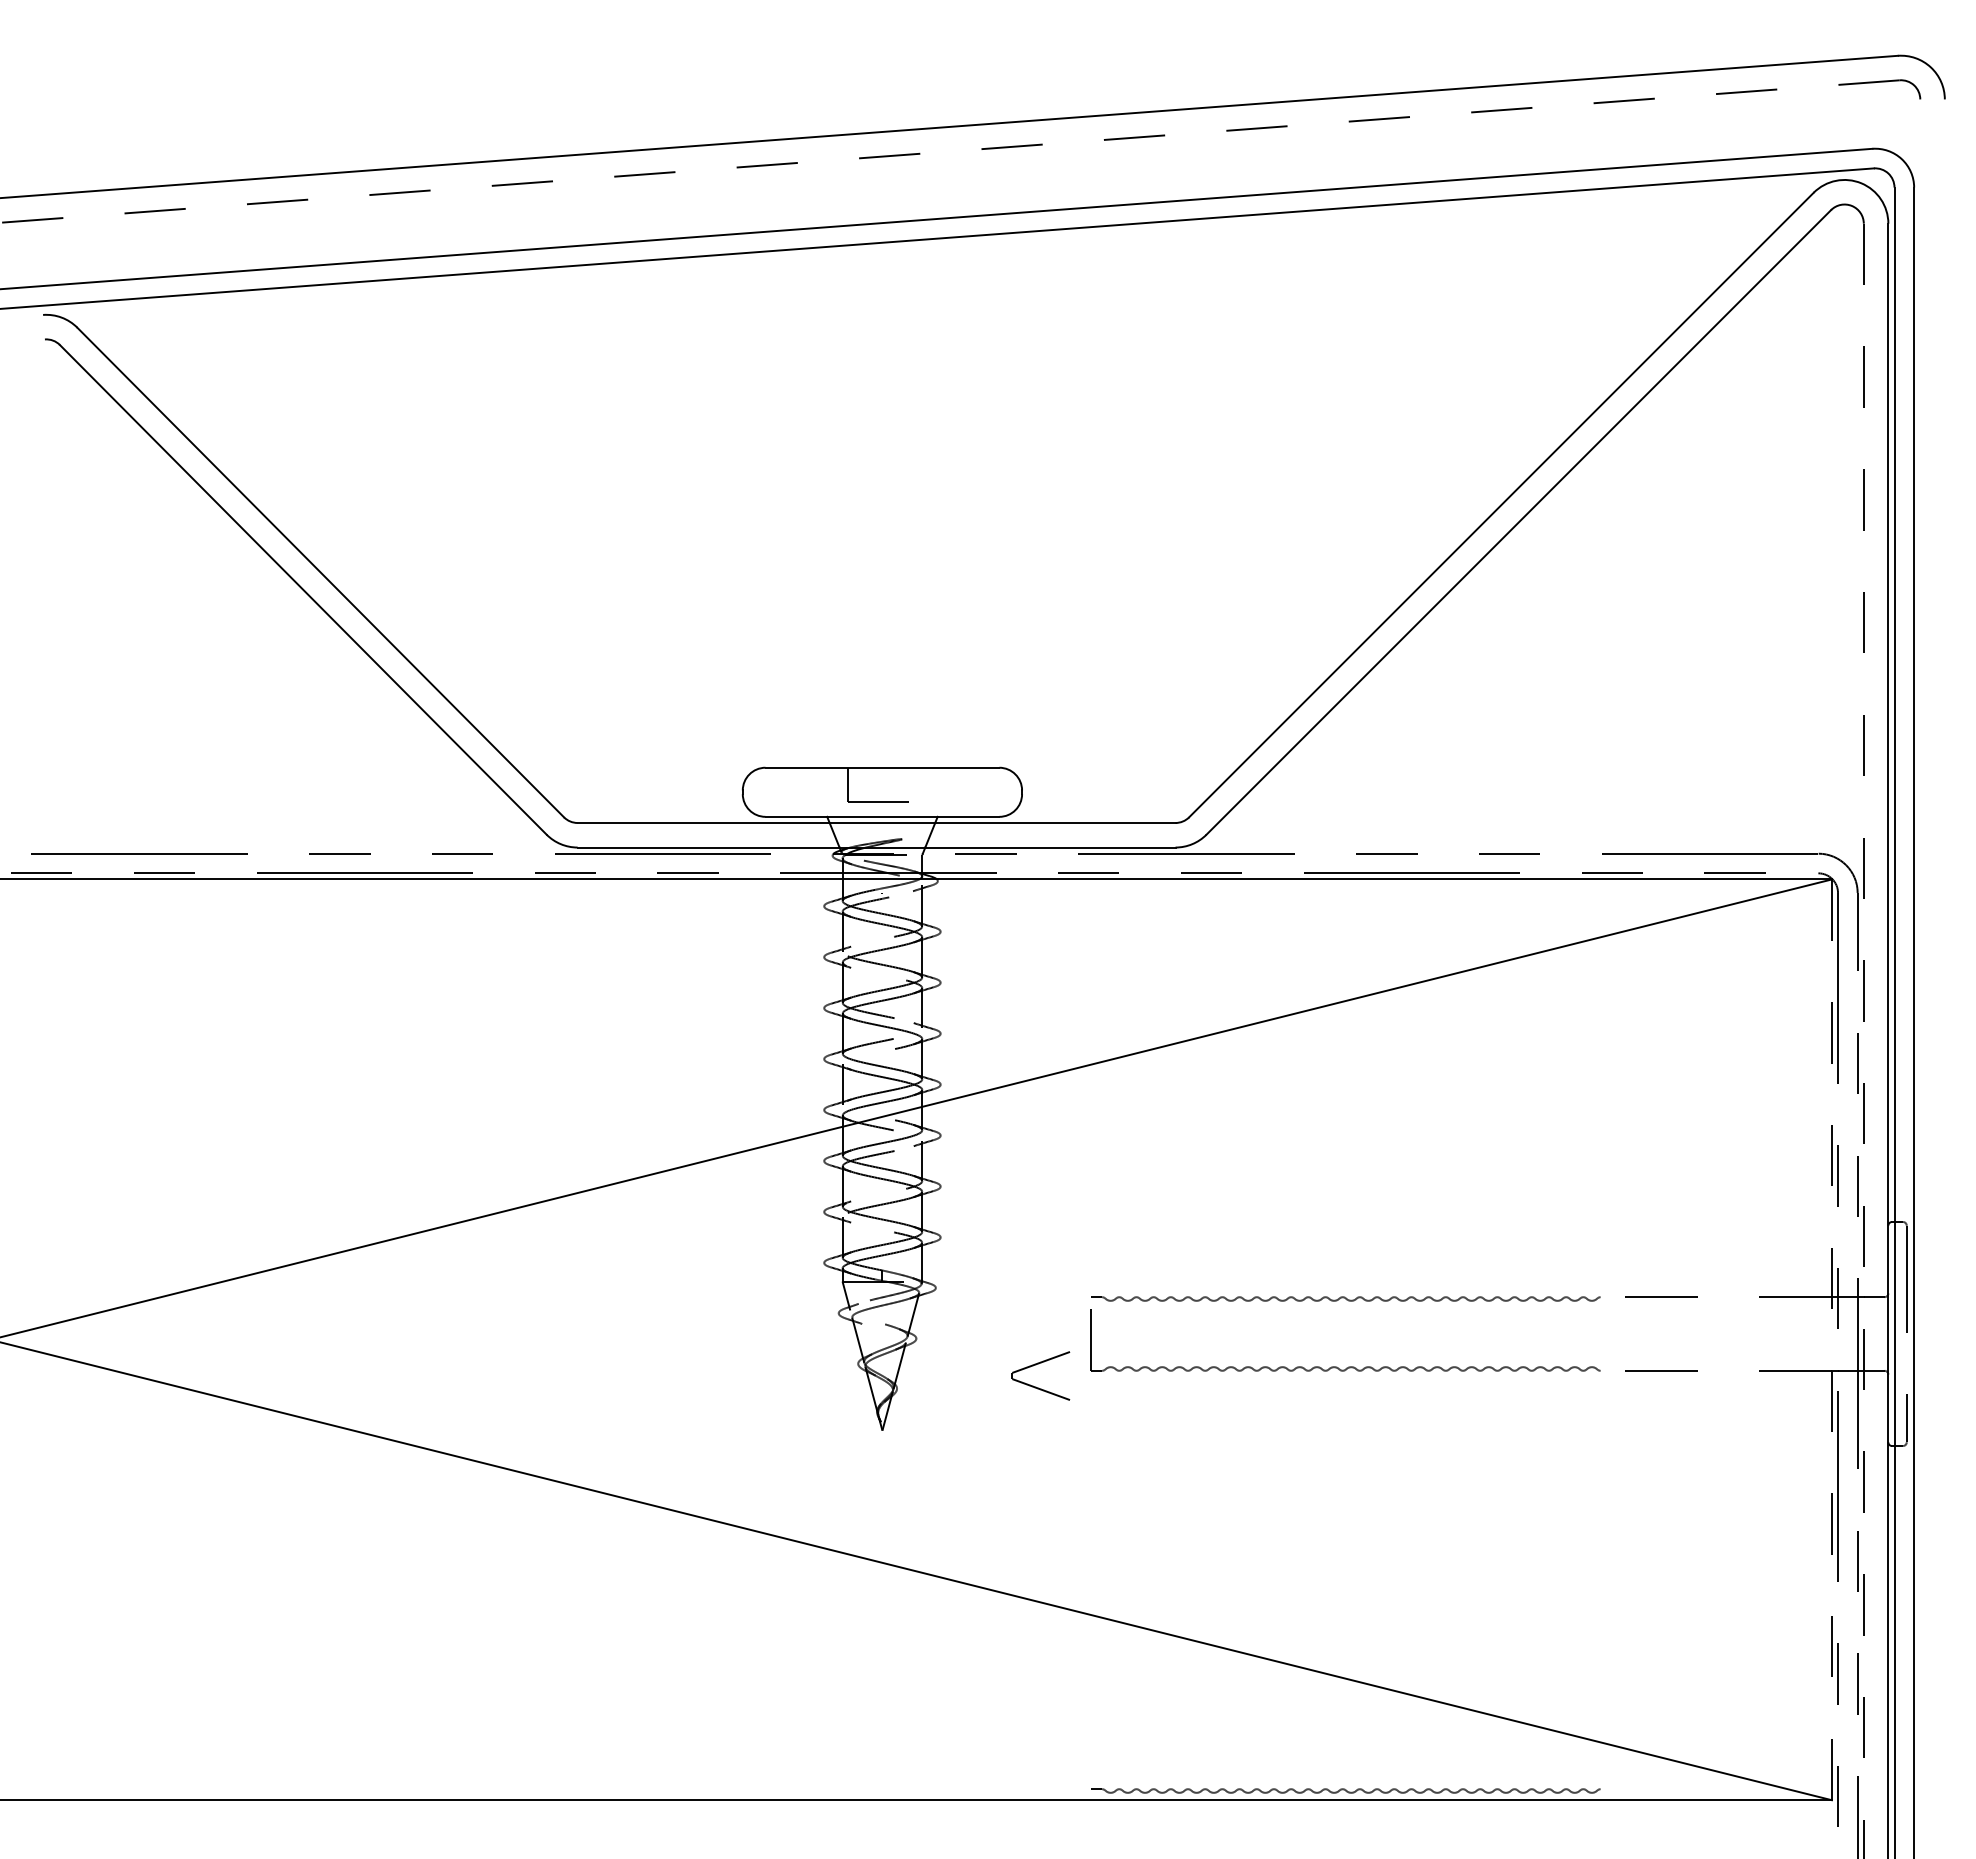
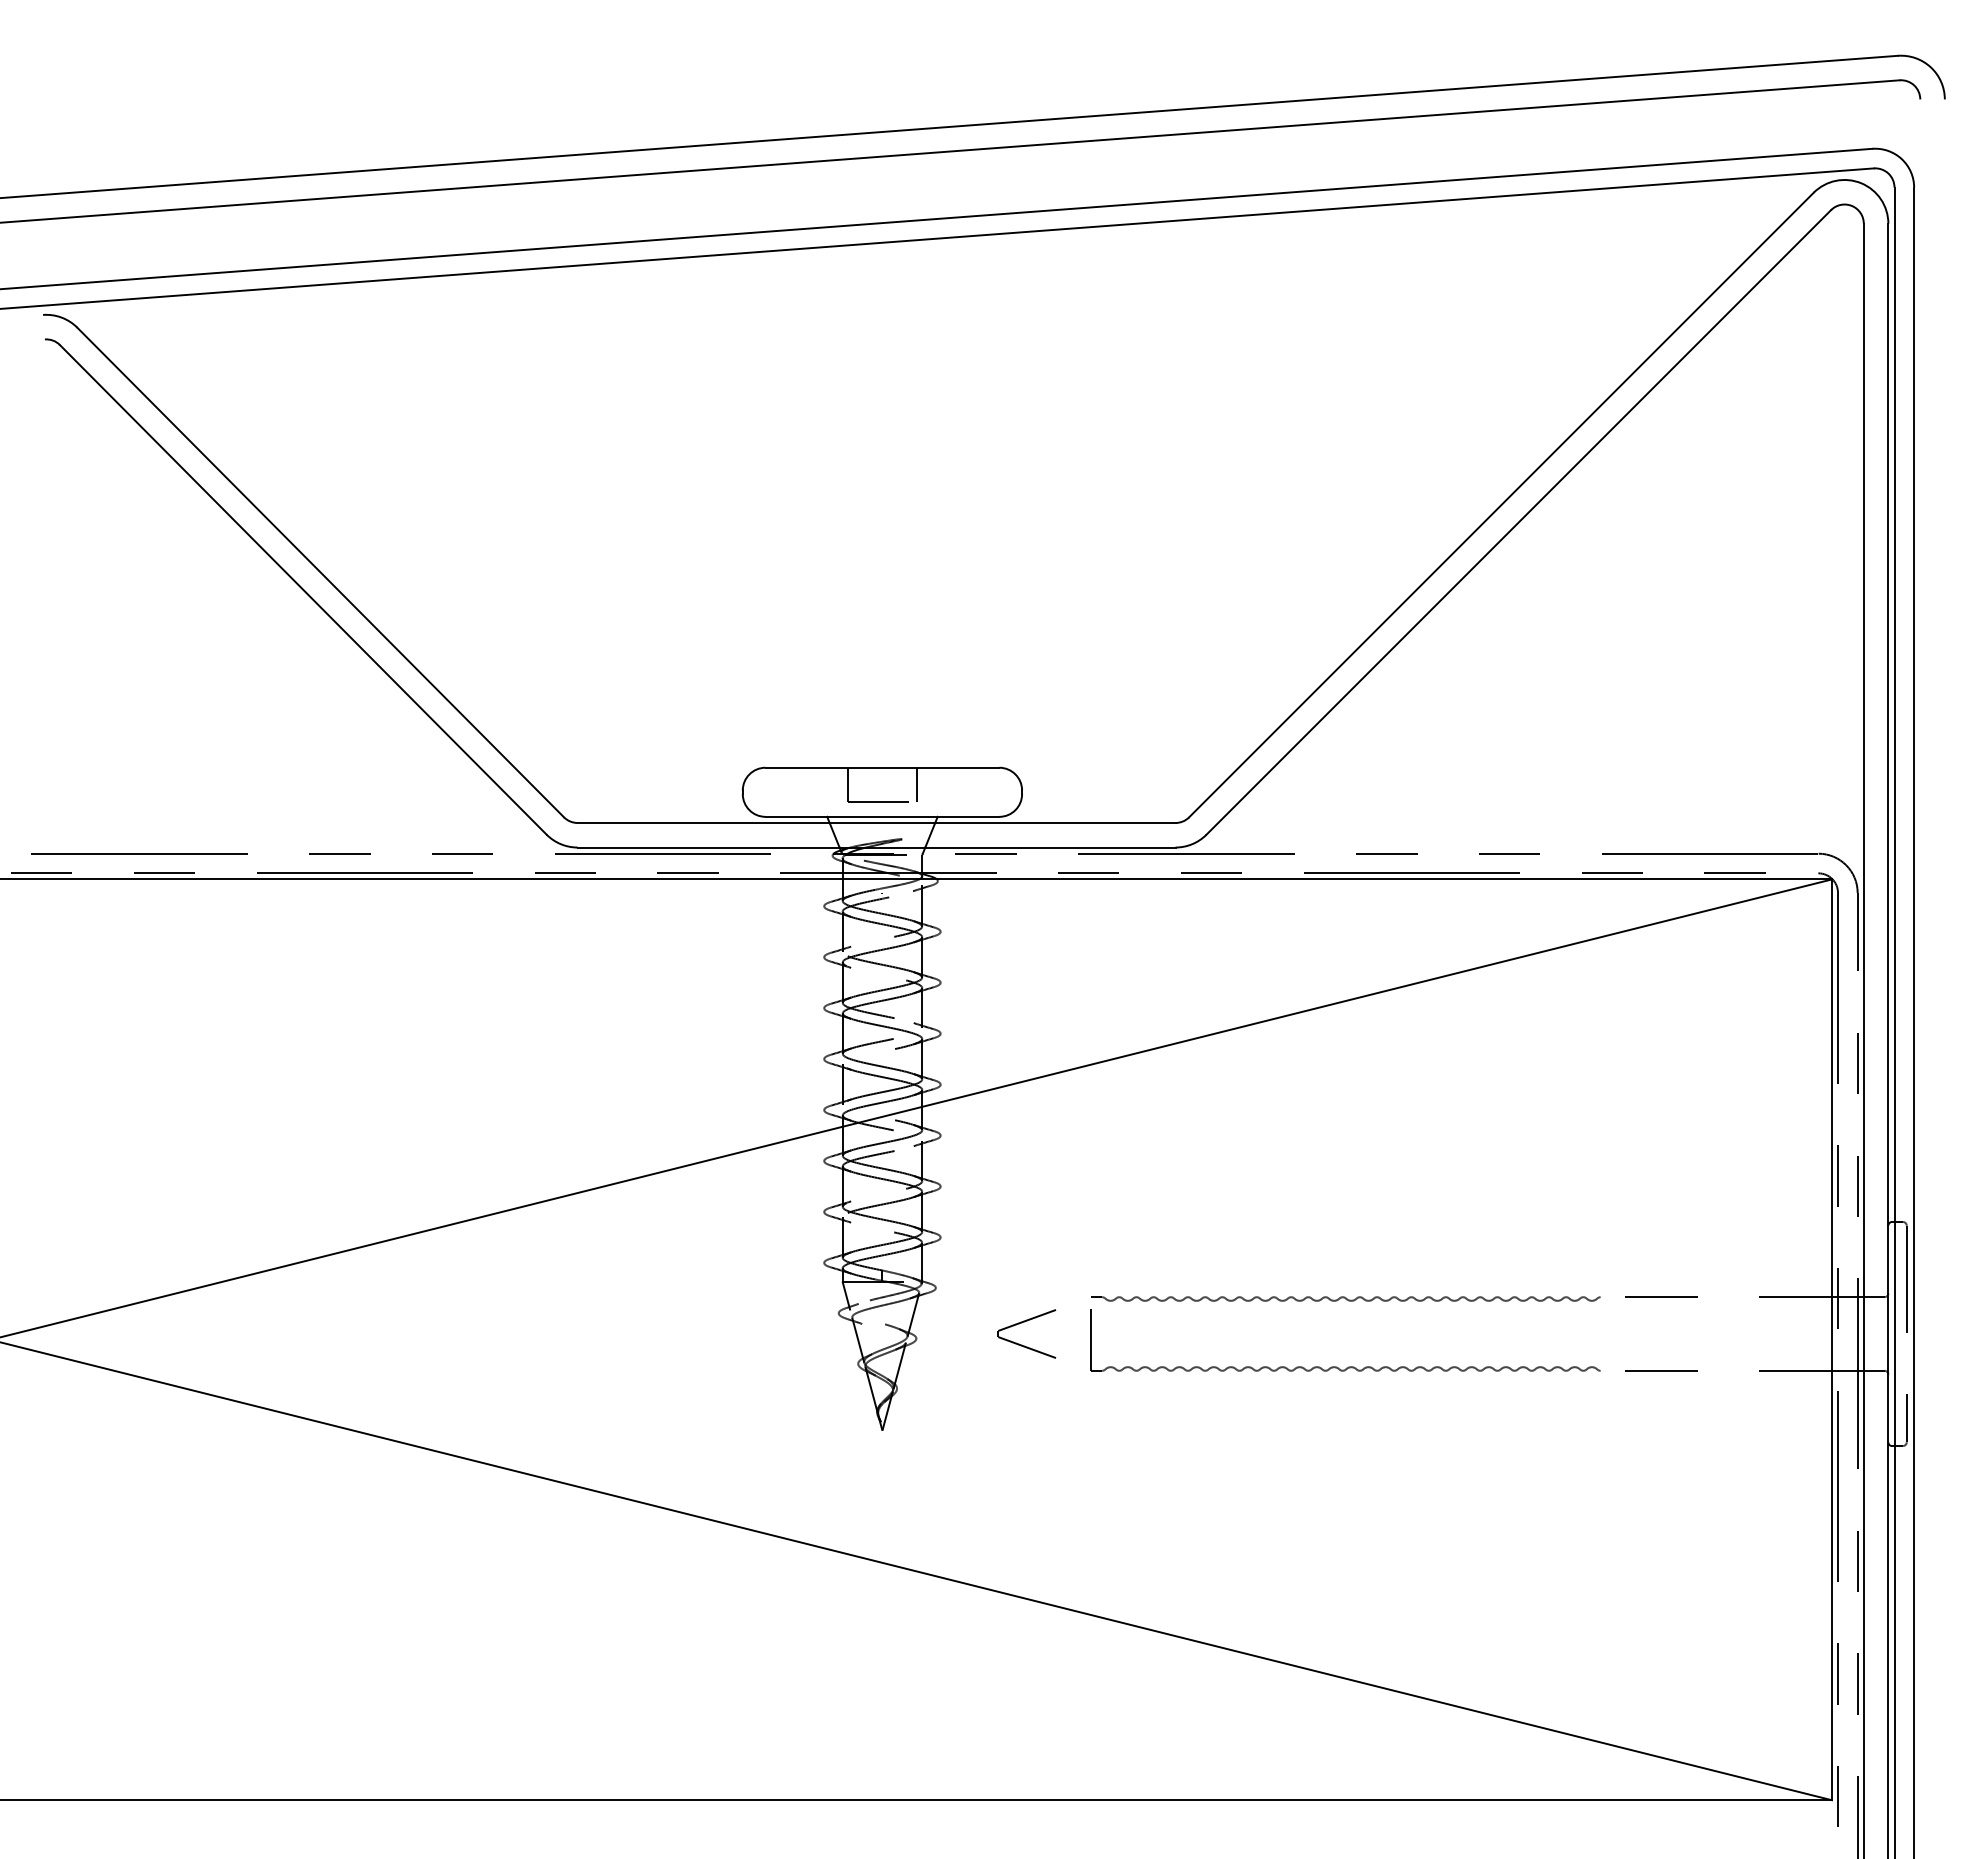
line: dashed -> solid (949, 151)
line: none -> present (917, 784)
line: dashed -> solid (1863, 1041)
line: dashed -> solid (1831, 1340)
part position: (1036, 1365) -> (1022, 1323) (1022, 1323)
part: present -> none (1345, 1790)
